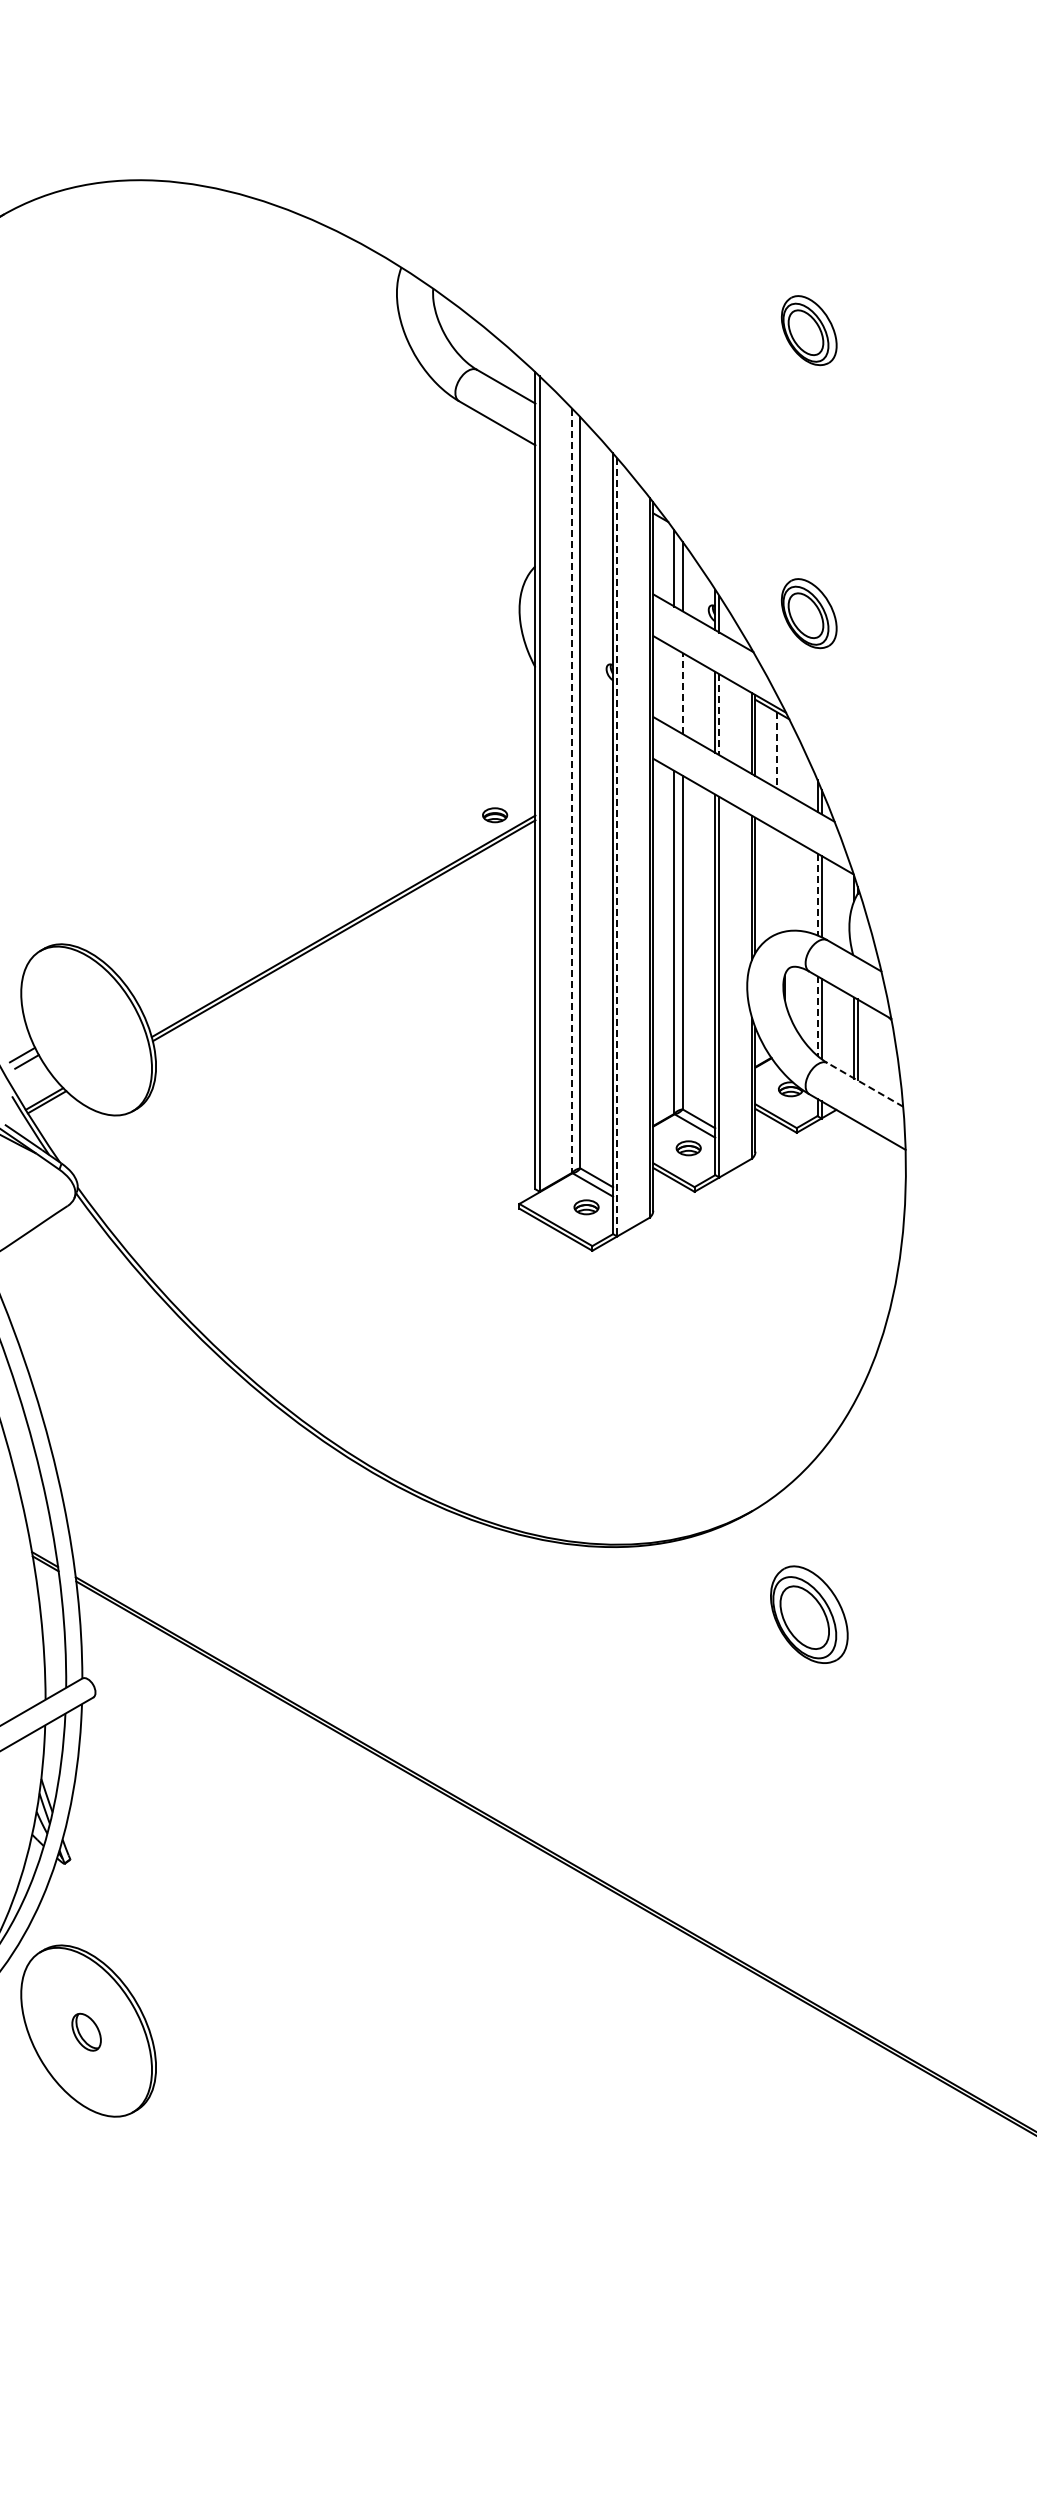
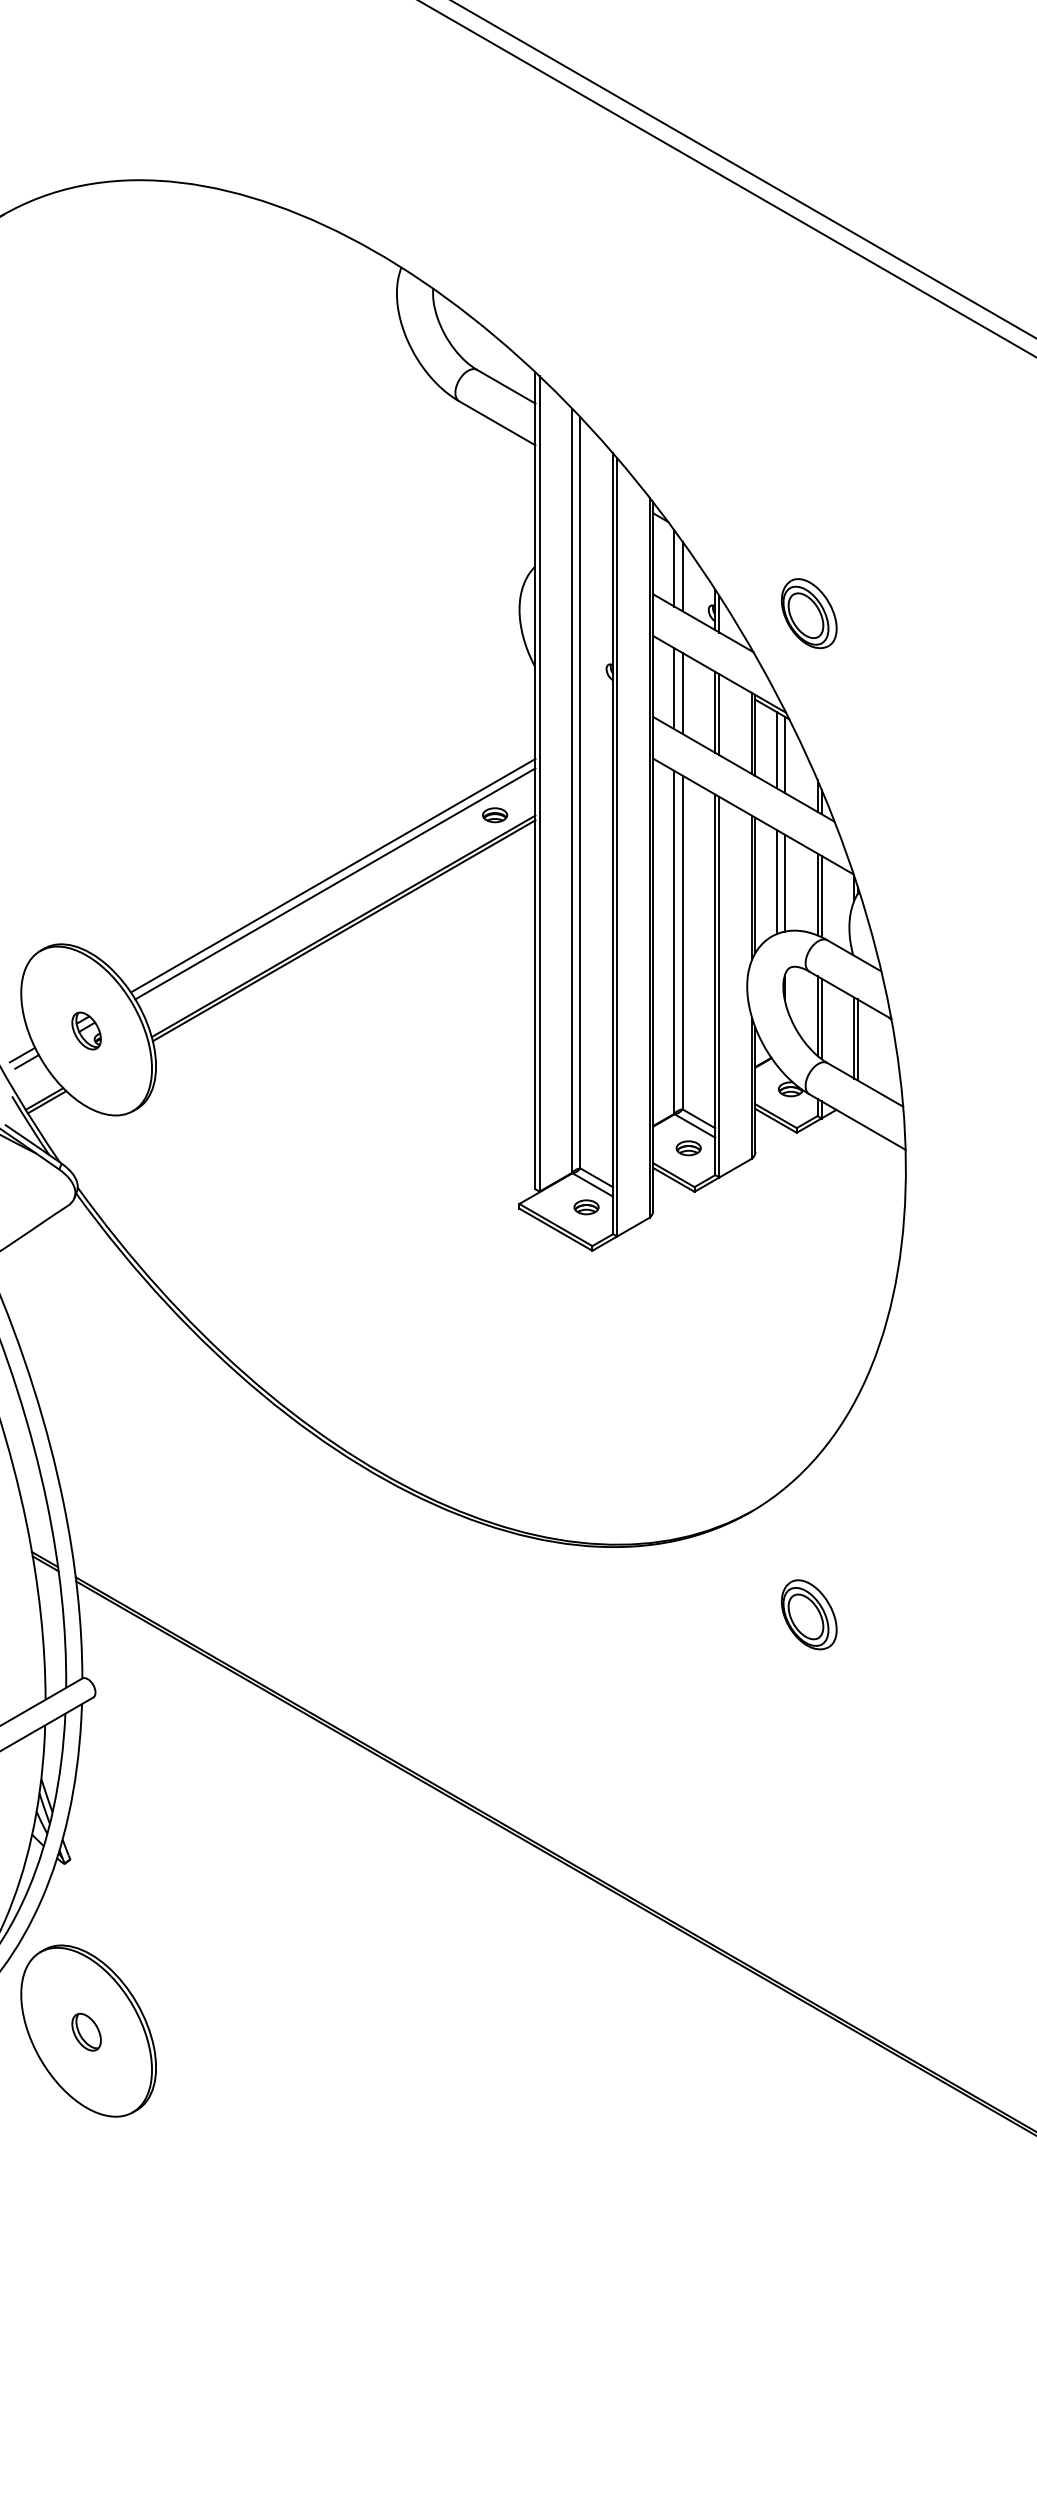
line: none -> present (743, 169)
line: none -> present (727, 178)
part: present -> none (809, 330)
line: none -> present (674, 688)
line: dashed -> solid (682, 693)
line: dashed -> solid (719, 714)
line: dashed -> solid (776, 750)
line: none -> present (784, 754)
line: dashed -> solid (572, 790)
line: dashed -> solid (617, 847)
line: none -> present (332, 875)
line: none -> present (776, 881)
line: none -> present (784, 882)
line: none -> present (335, 883)
line: dashed -> solid (817, 894)
line: dashed -> solid (817, 1016)
part: none -> present (86, 1030)
line: dashed -> solid (865, 1084)
part size: 79x99 px -> 58x72 px (808, 1614)
